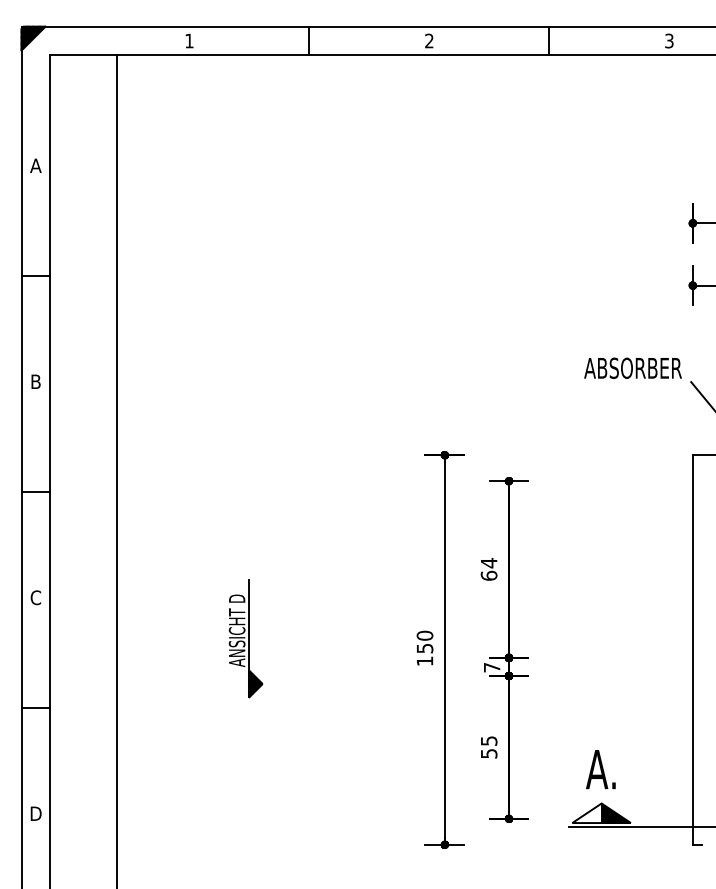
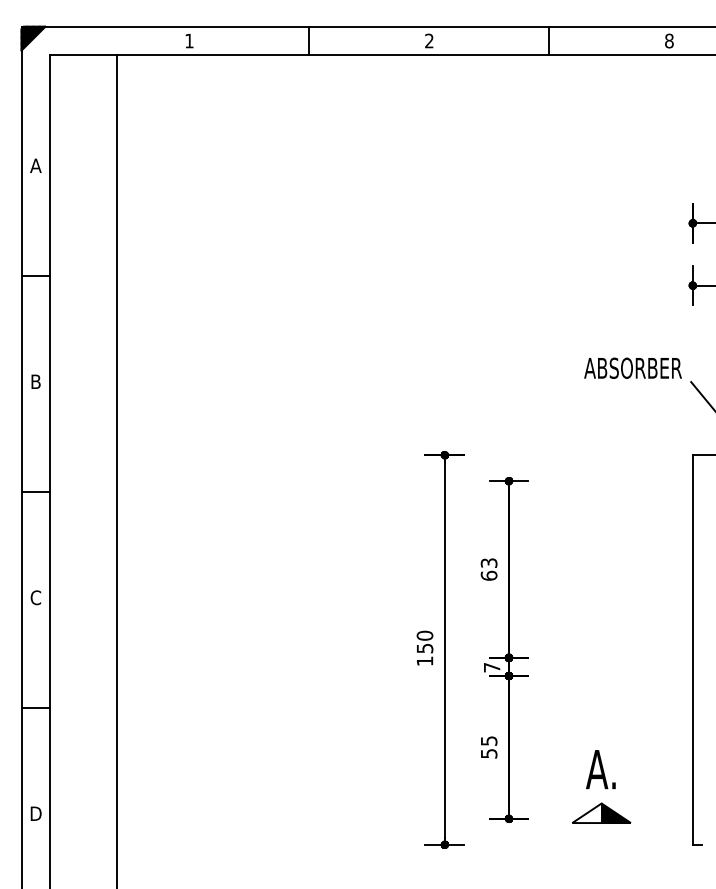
text: 3 -> 8 (669, 40)
text: 64 -> 63 (488, 562)
part: present -> none (245, 638)
line: present -> none (640, 826)
